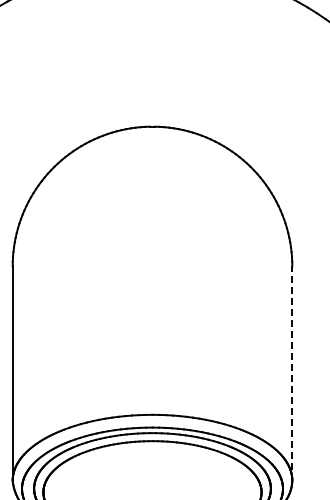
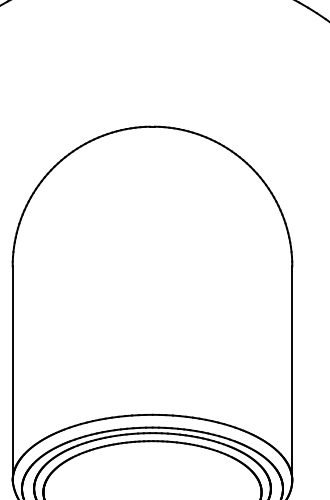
line: dashed -> solid (292, 373)
